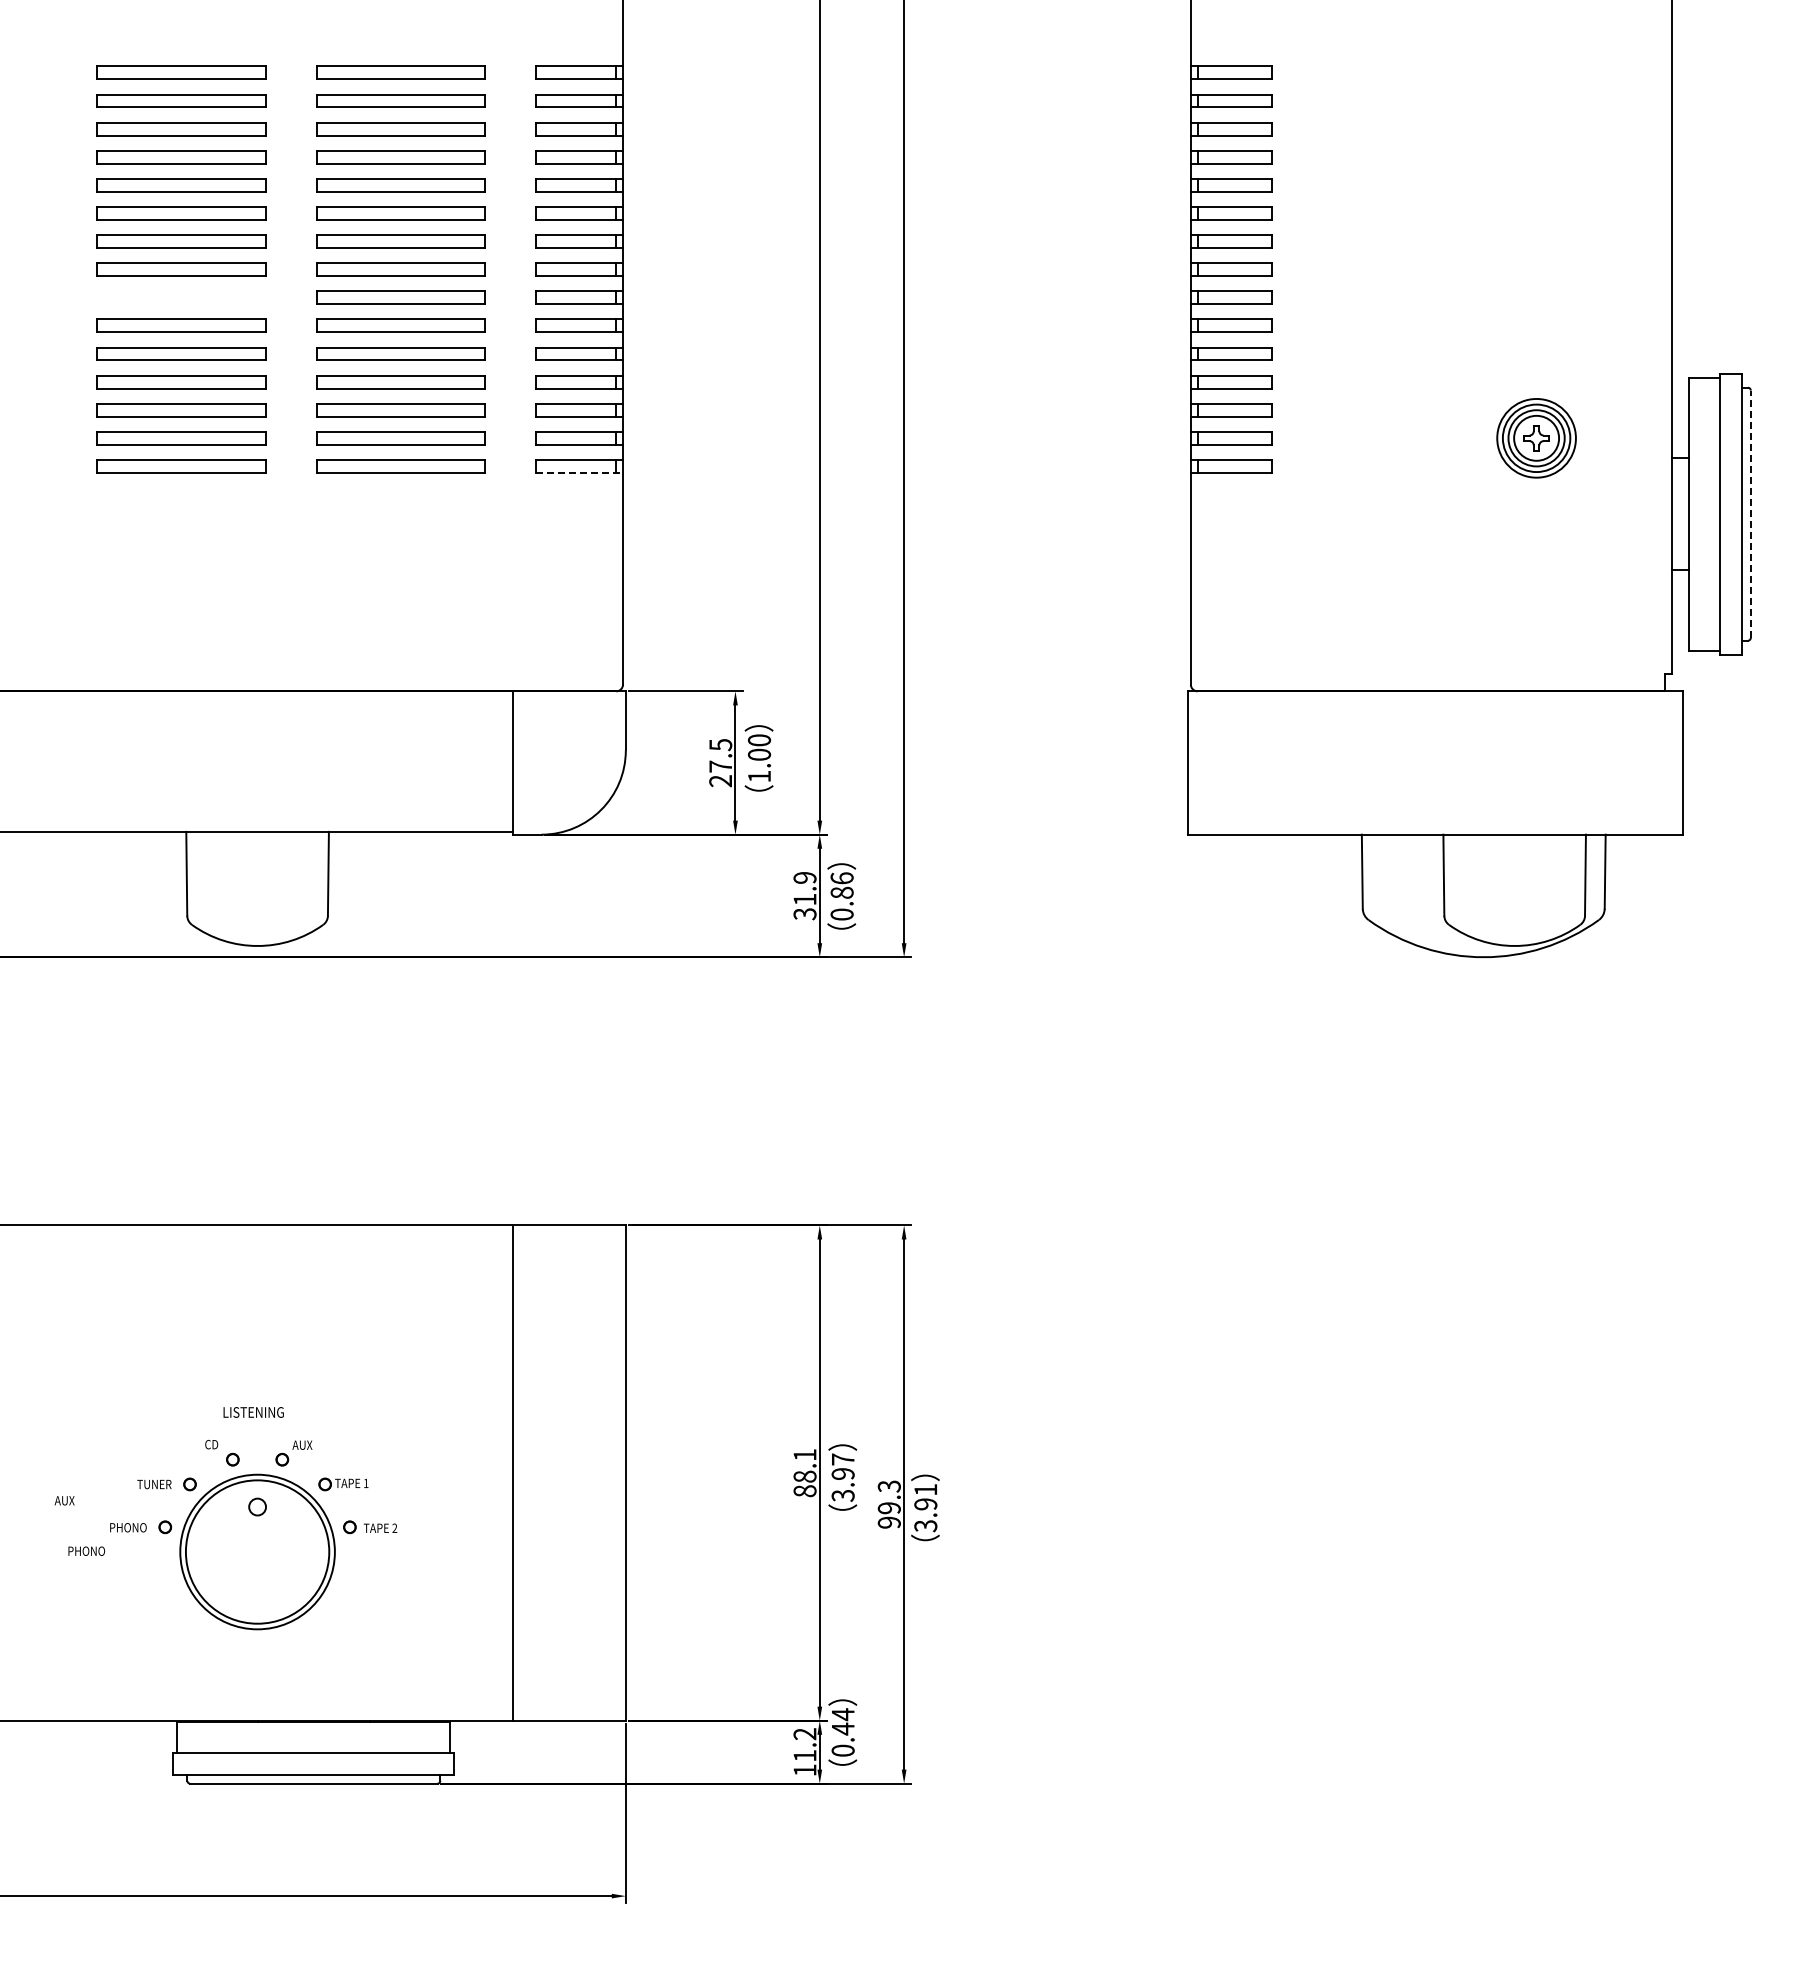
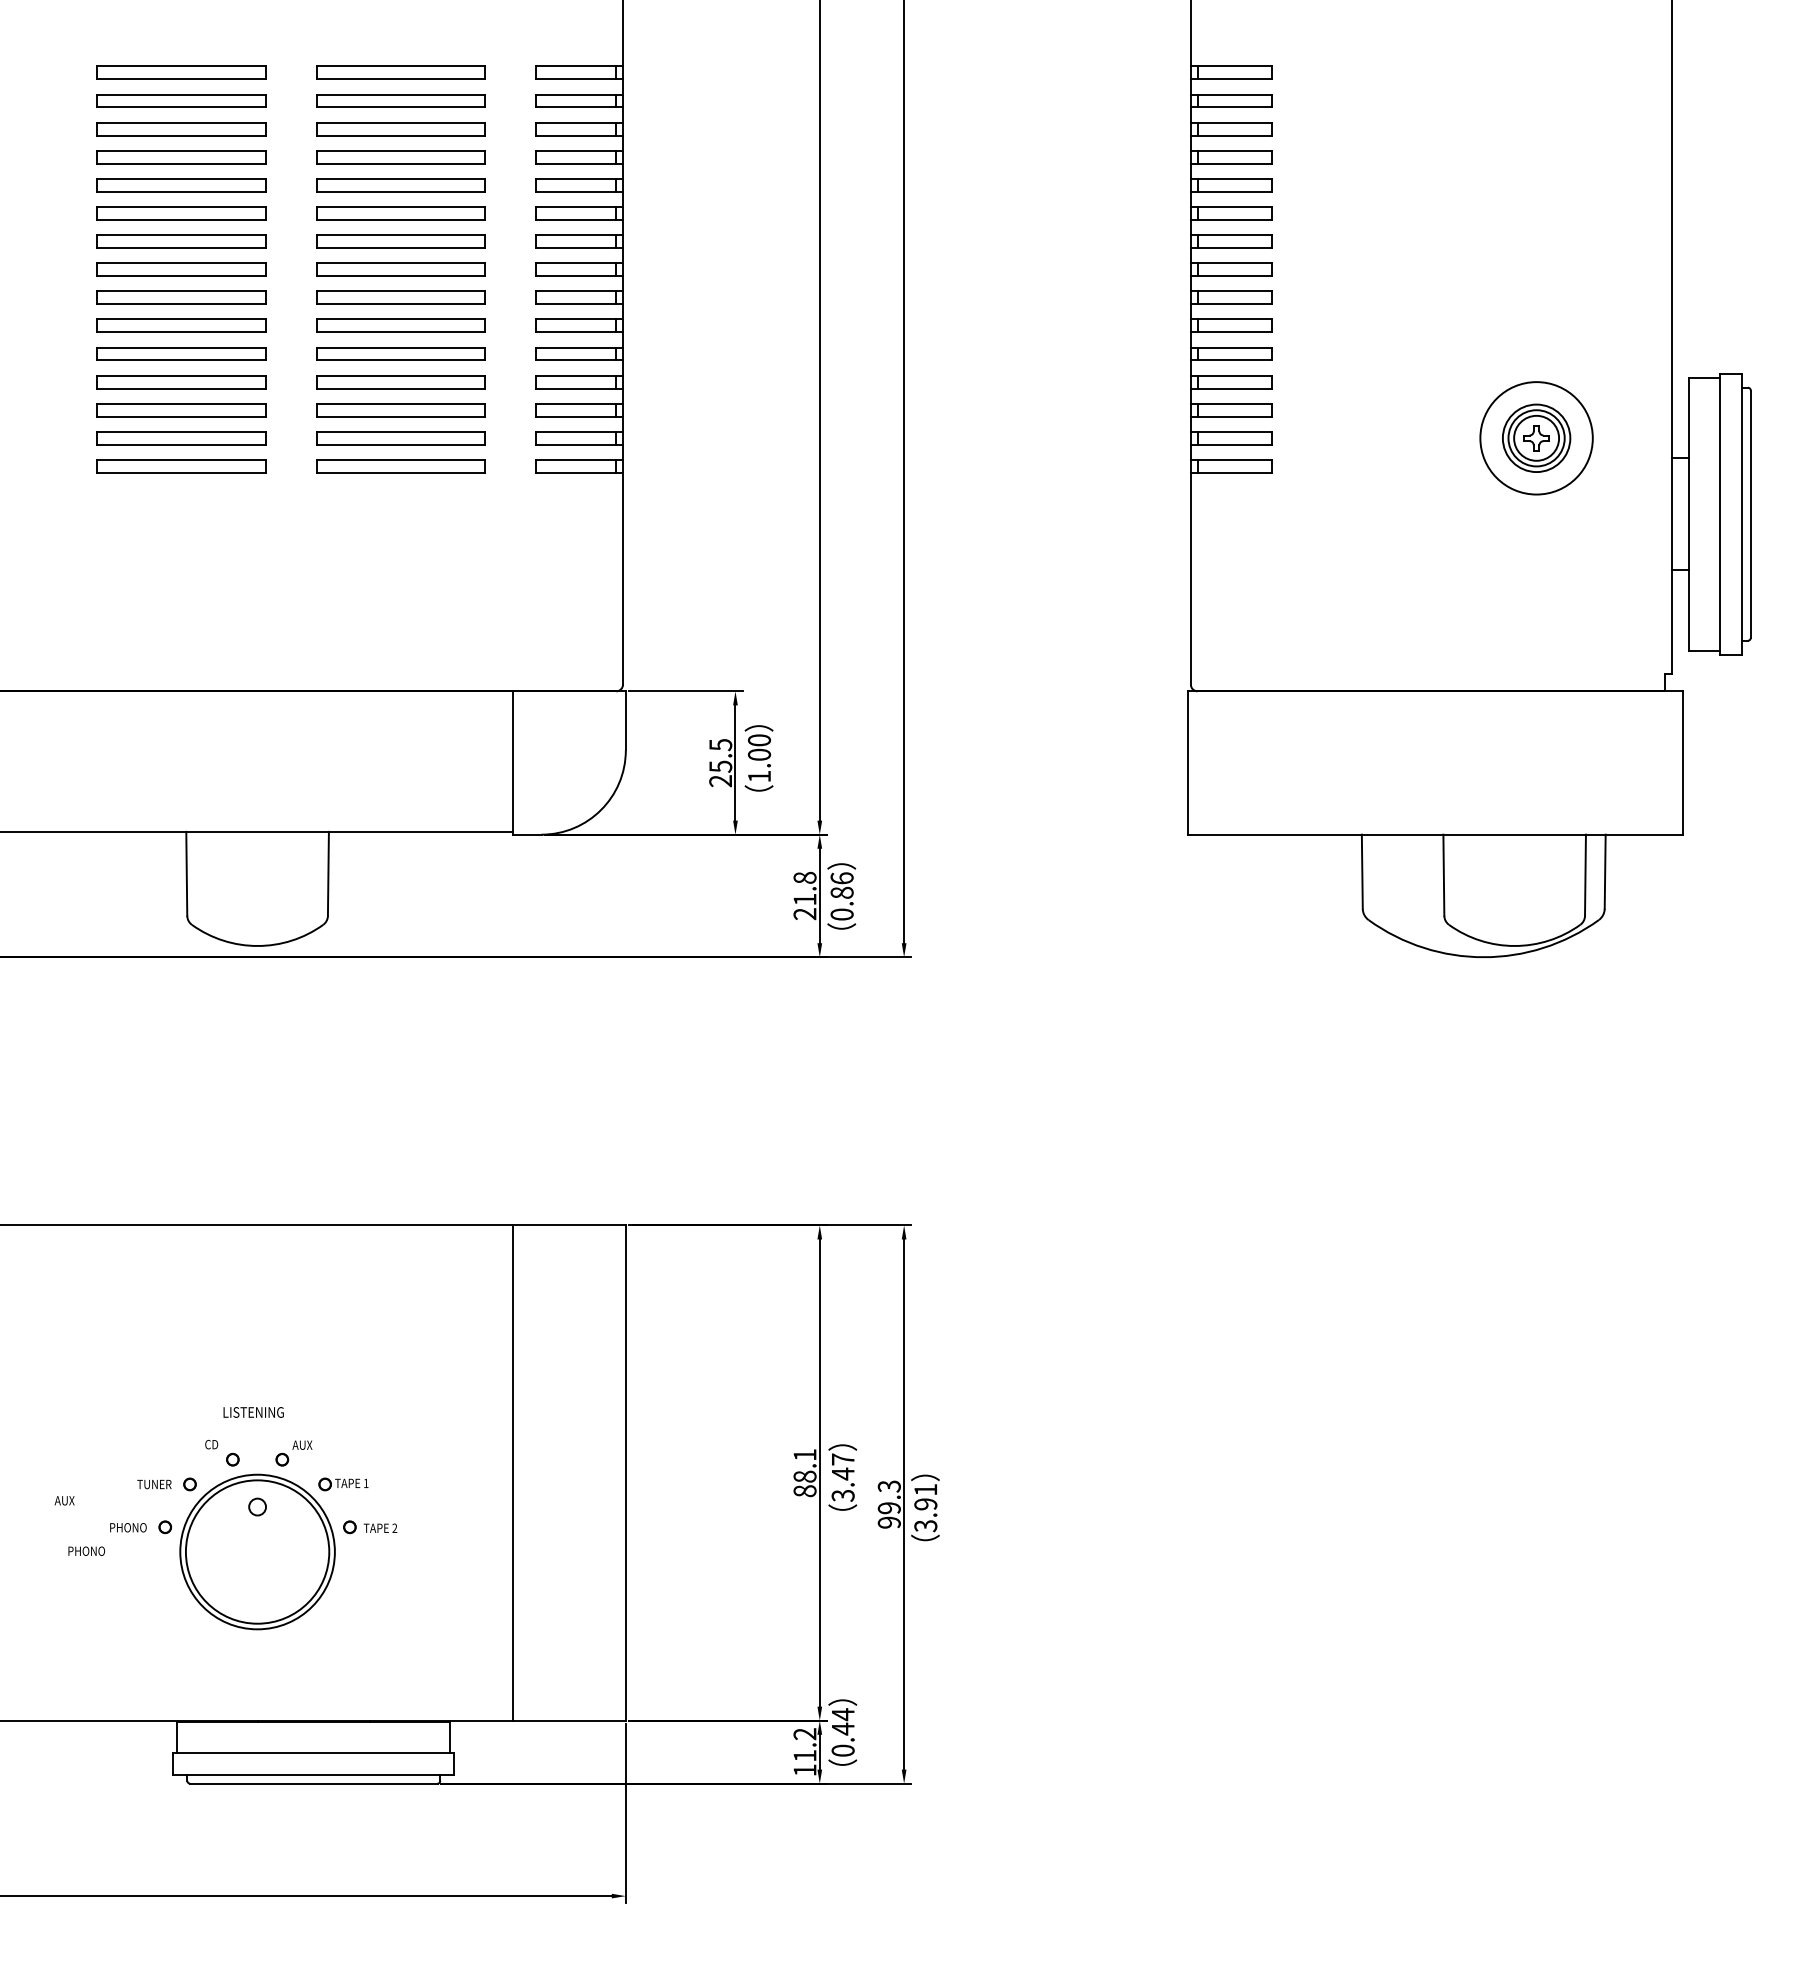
part: none -> present (181, 297)
circle diameter: 79 px -> 112 px (1536, 438)
line: dashed -> solid (579, 472)
line: dashed -> solid (1750, 514)
text: 27.5 -> 25.5 (720, 766)
text: 31.9 -> 21.8 (804, 895)
text: 3.97 -> 3.47 (842, 1473)
